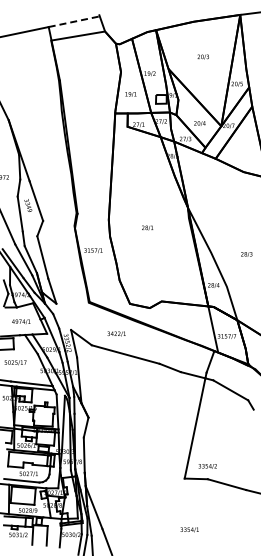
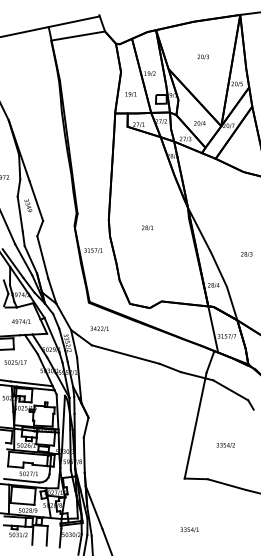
line: dashed -> solid (74, 21)
line: none -> present (63, 316)
text position: (116, 333) -> (99, 328) (99, 328)
text position: (207, 466) -> (225, 445) (225, 445)
